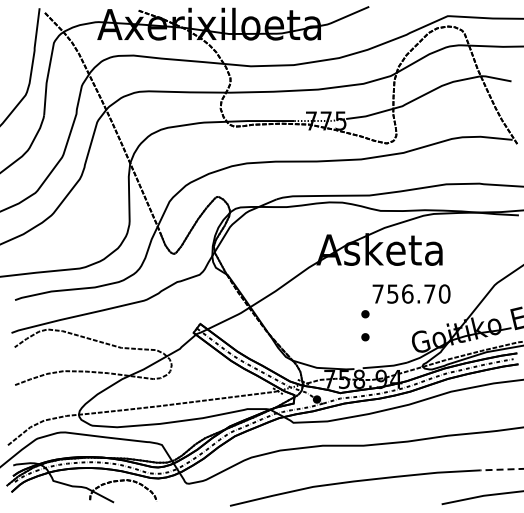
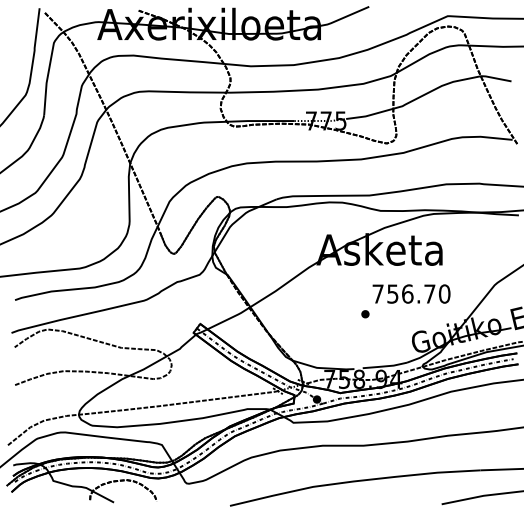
part: present -> none (365, 337)
line: dashed -> solid (501, 469)
